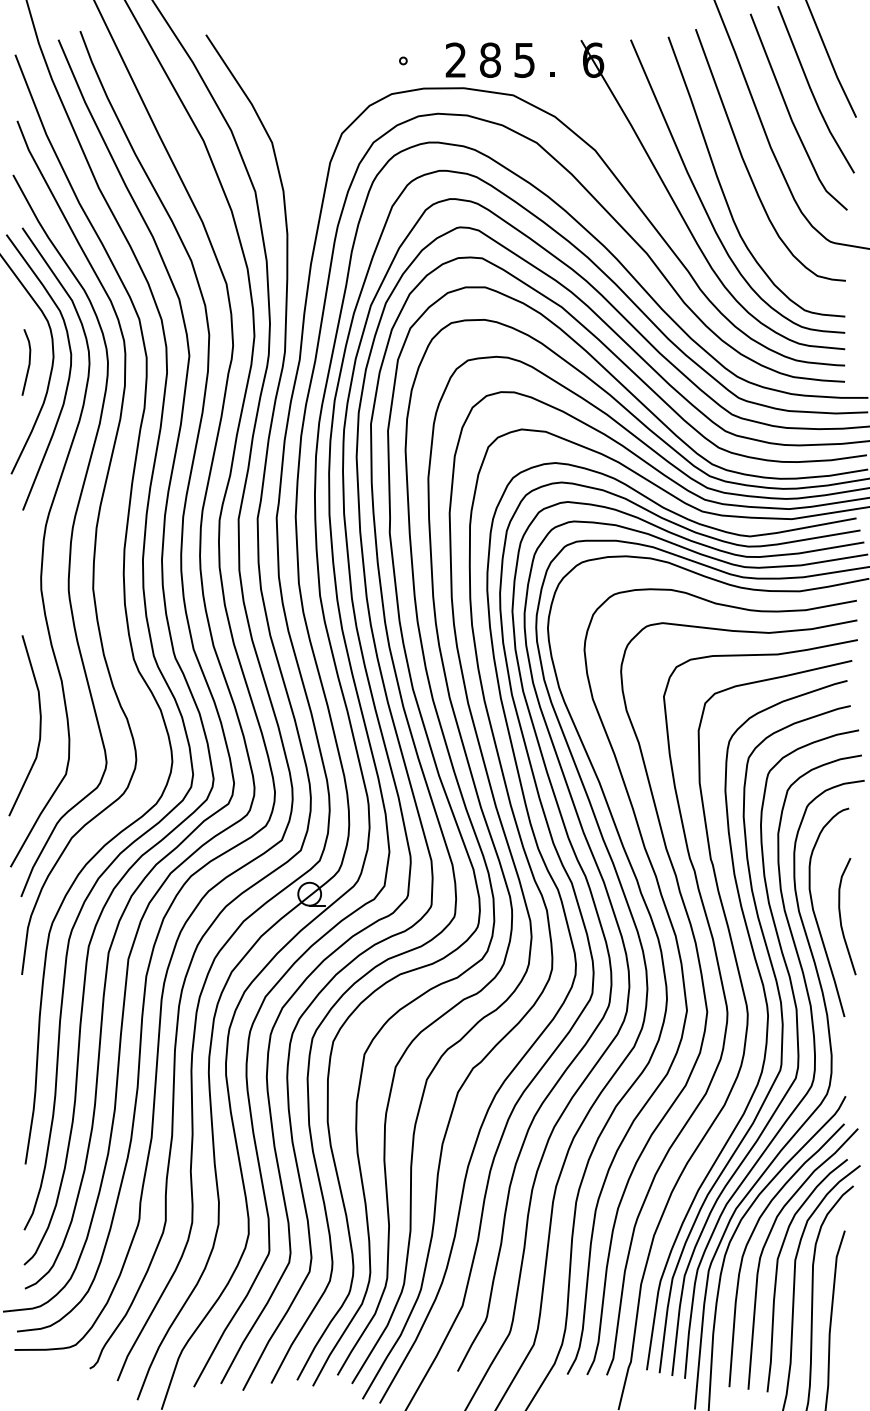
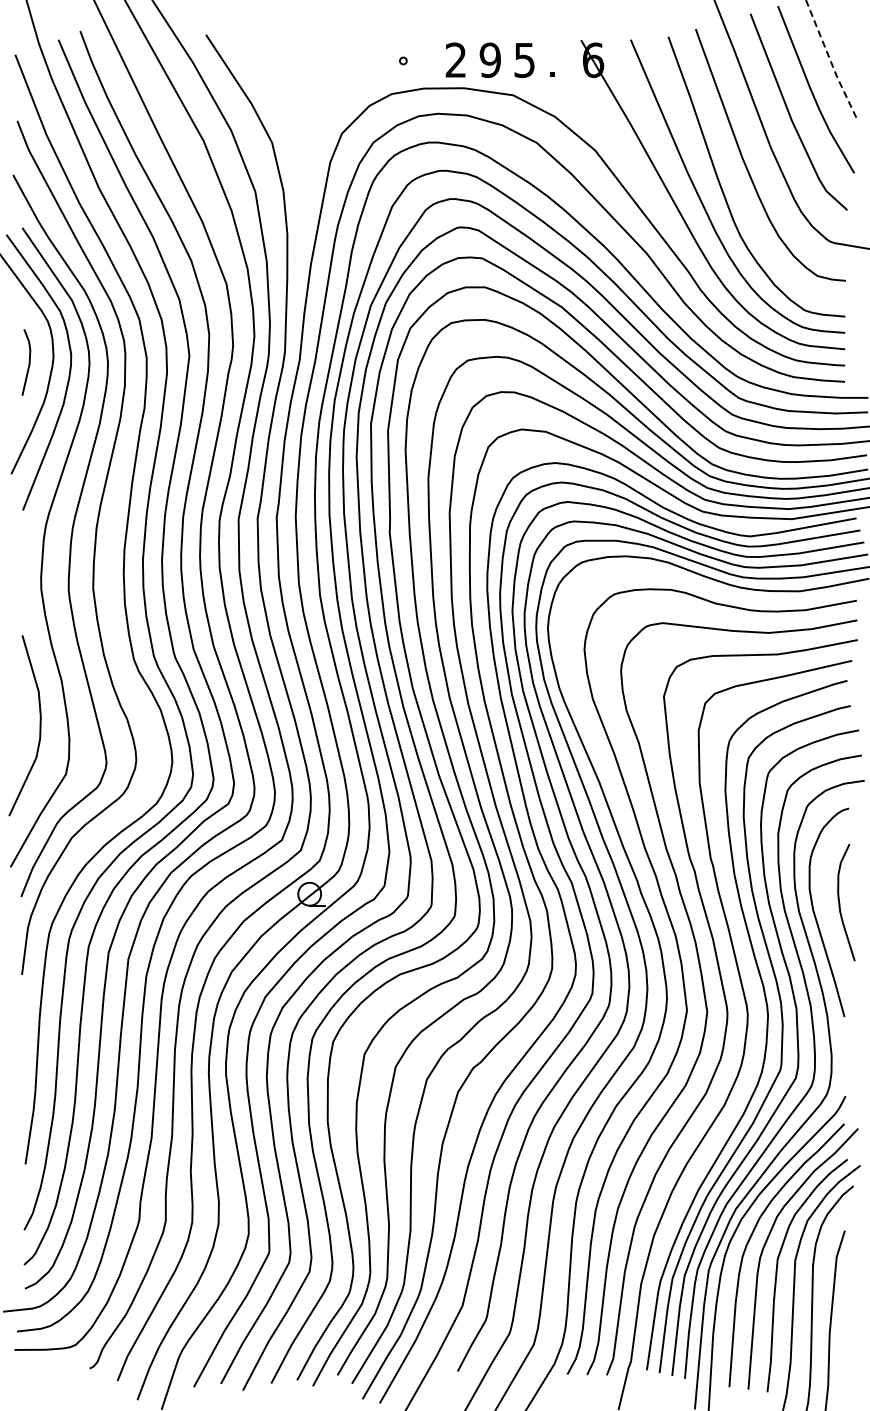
text: 8 -> 9 (489, 59)
line: solid -> dashed (830, 59)
curve position: (841, 916) -> (840, 902) (840, 902)
